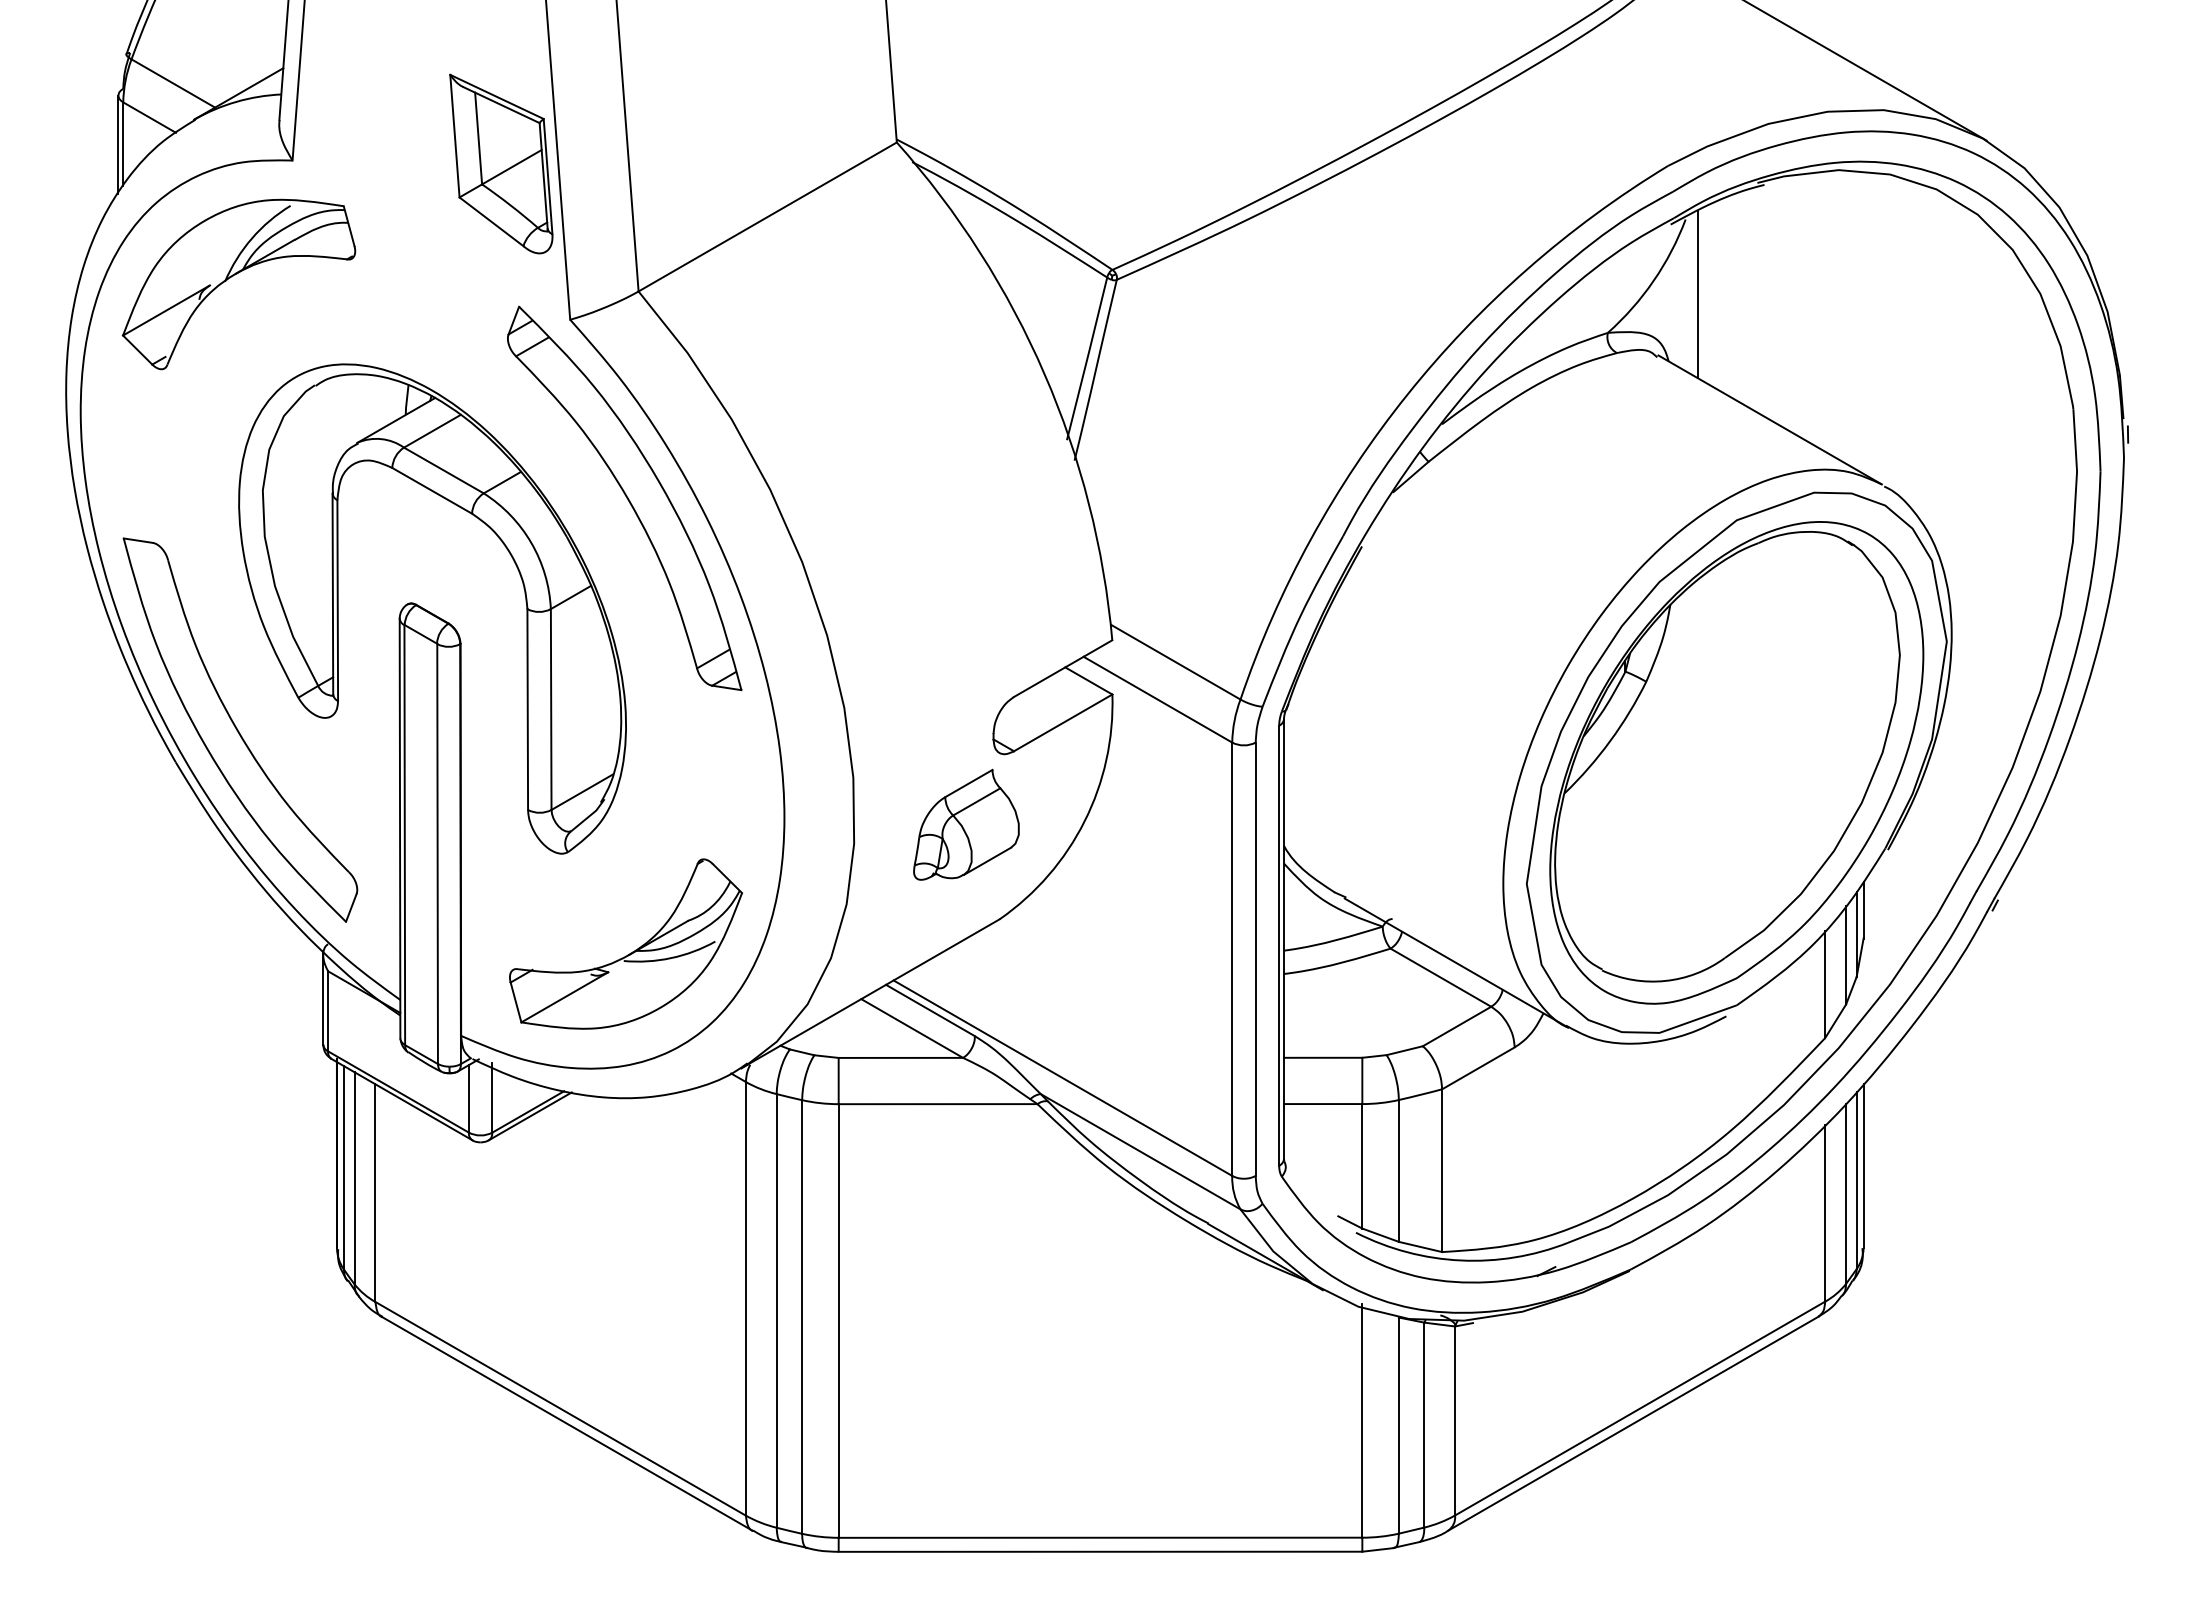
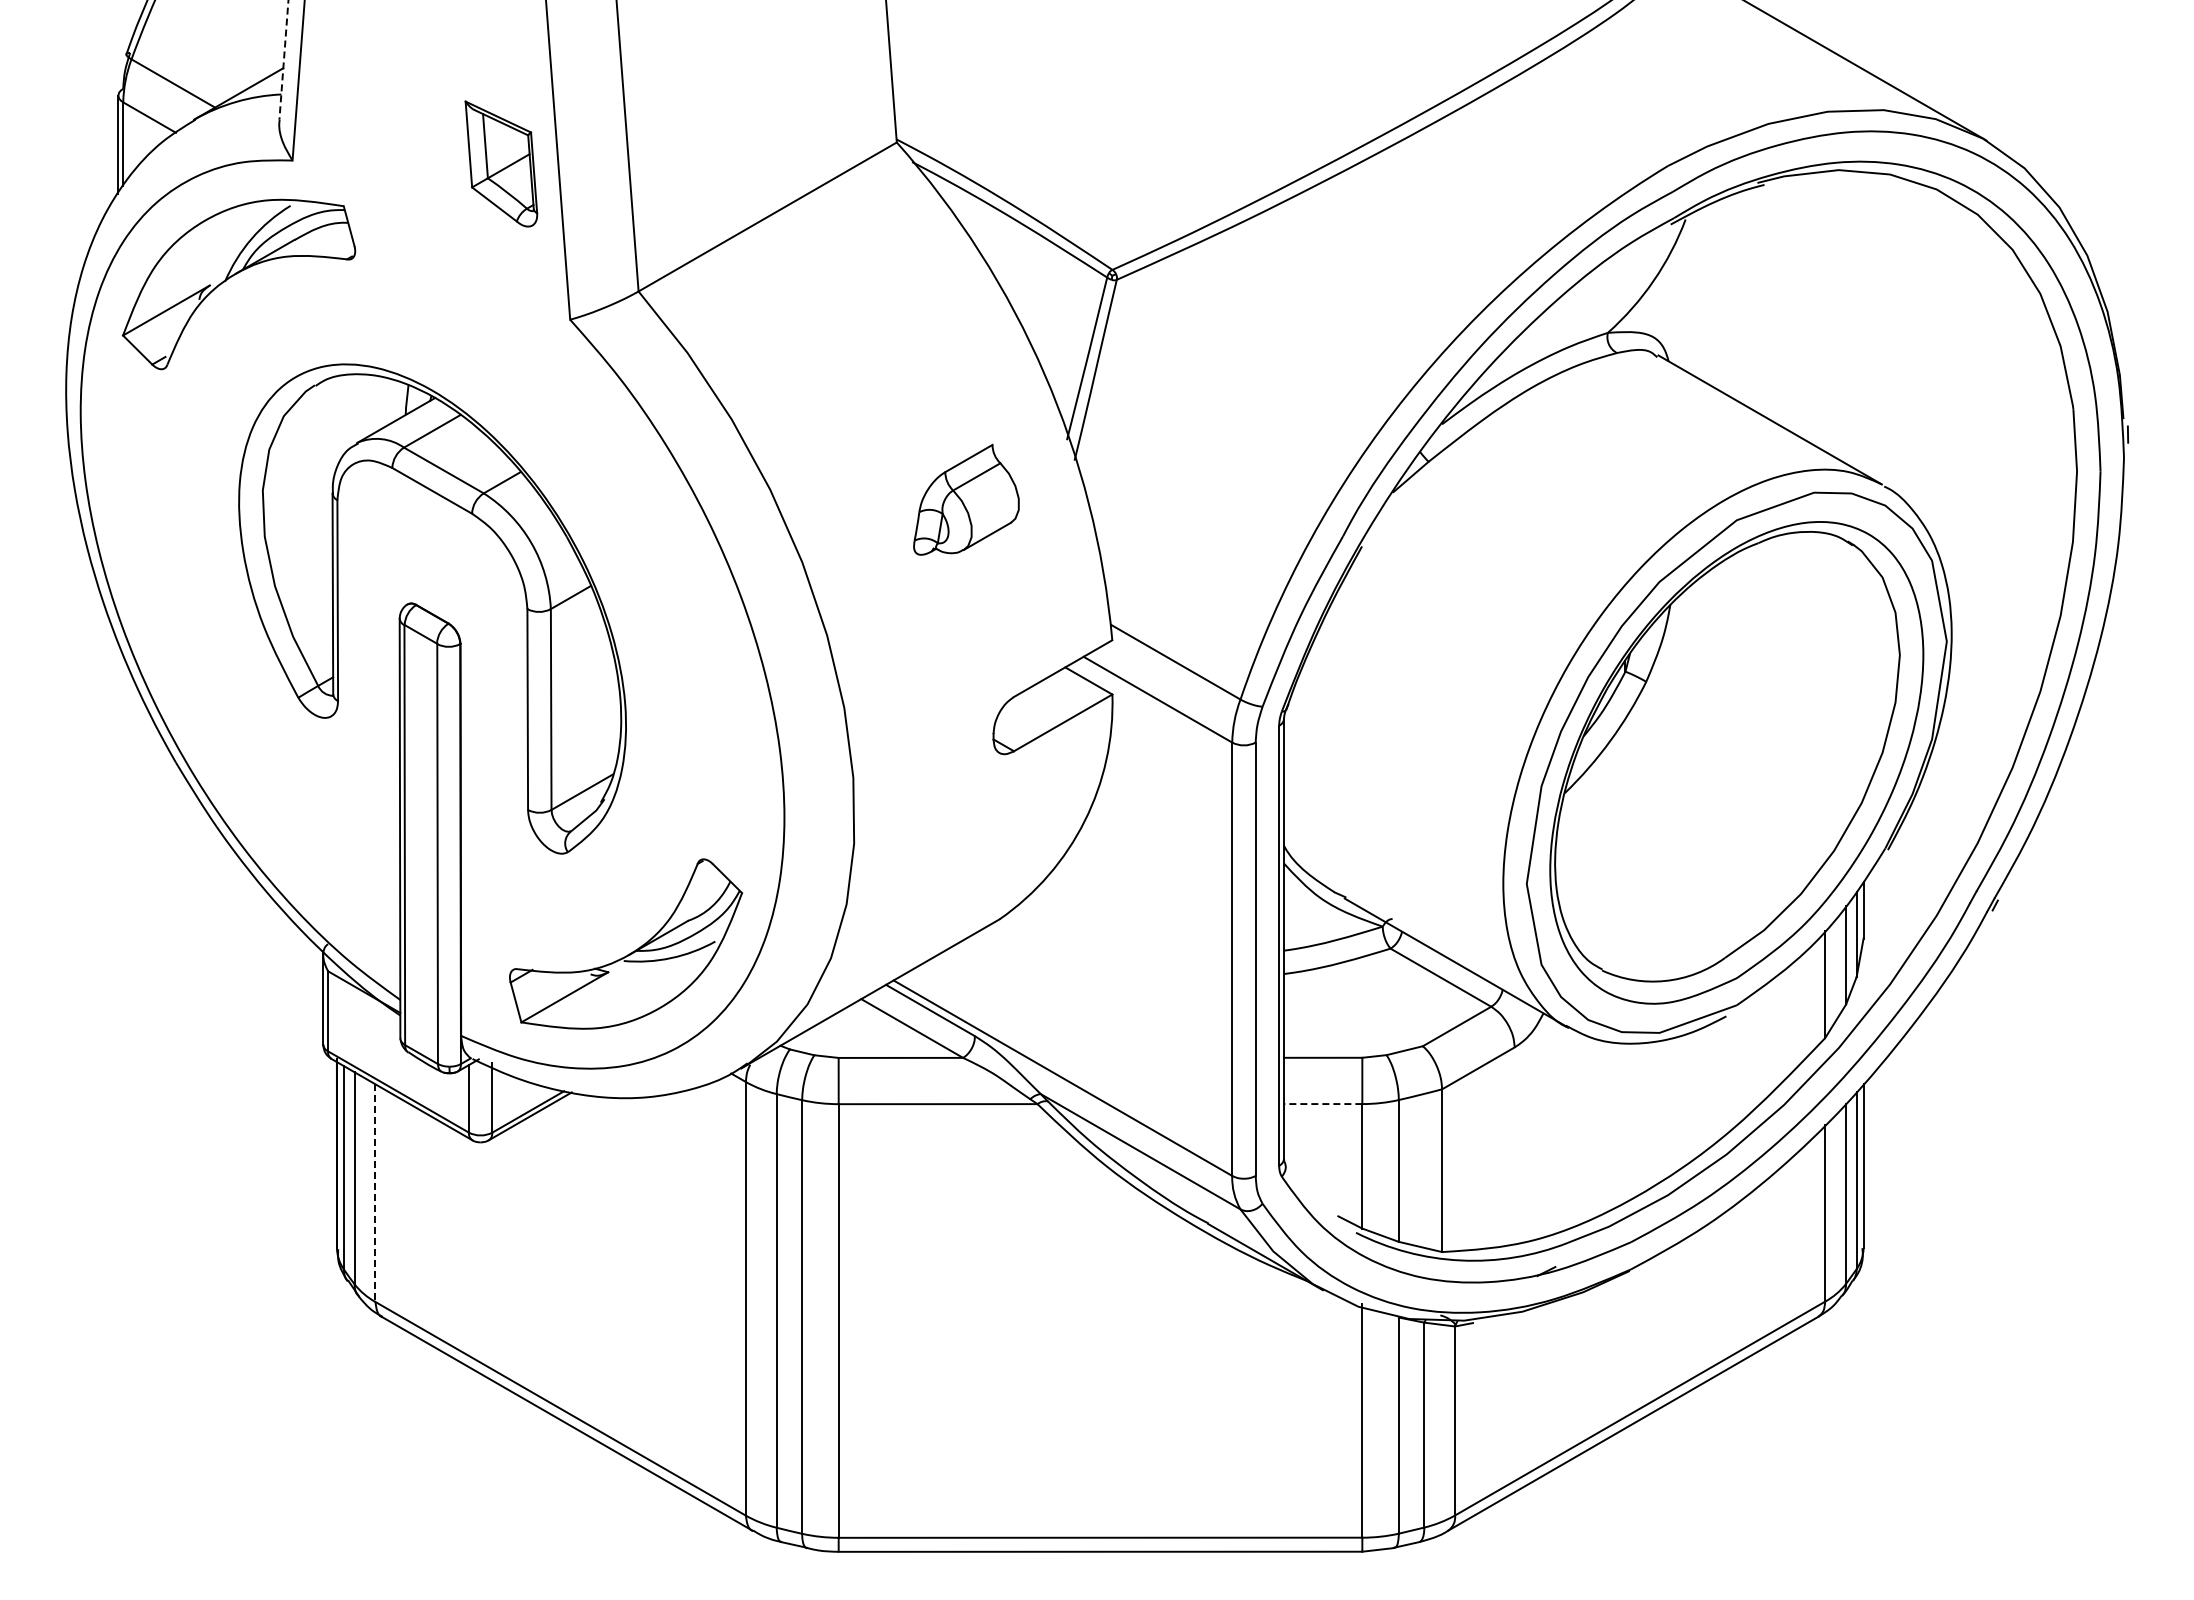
line: solid -> dashed (283, 60)
part size: 105x182 px -> 75x128 px (501, 163)
line: present -> none (1697, 294)
part: present -> none (624, 498)
part: present -> none (240, 729)
part position: (966, 824) -> (966, 499) (966, 499)
line: solid -> dashed (1322, 1104)
line: solid -> dashed (375, 1193)
